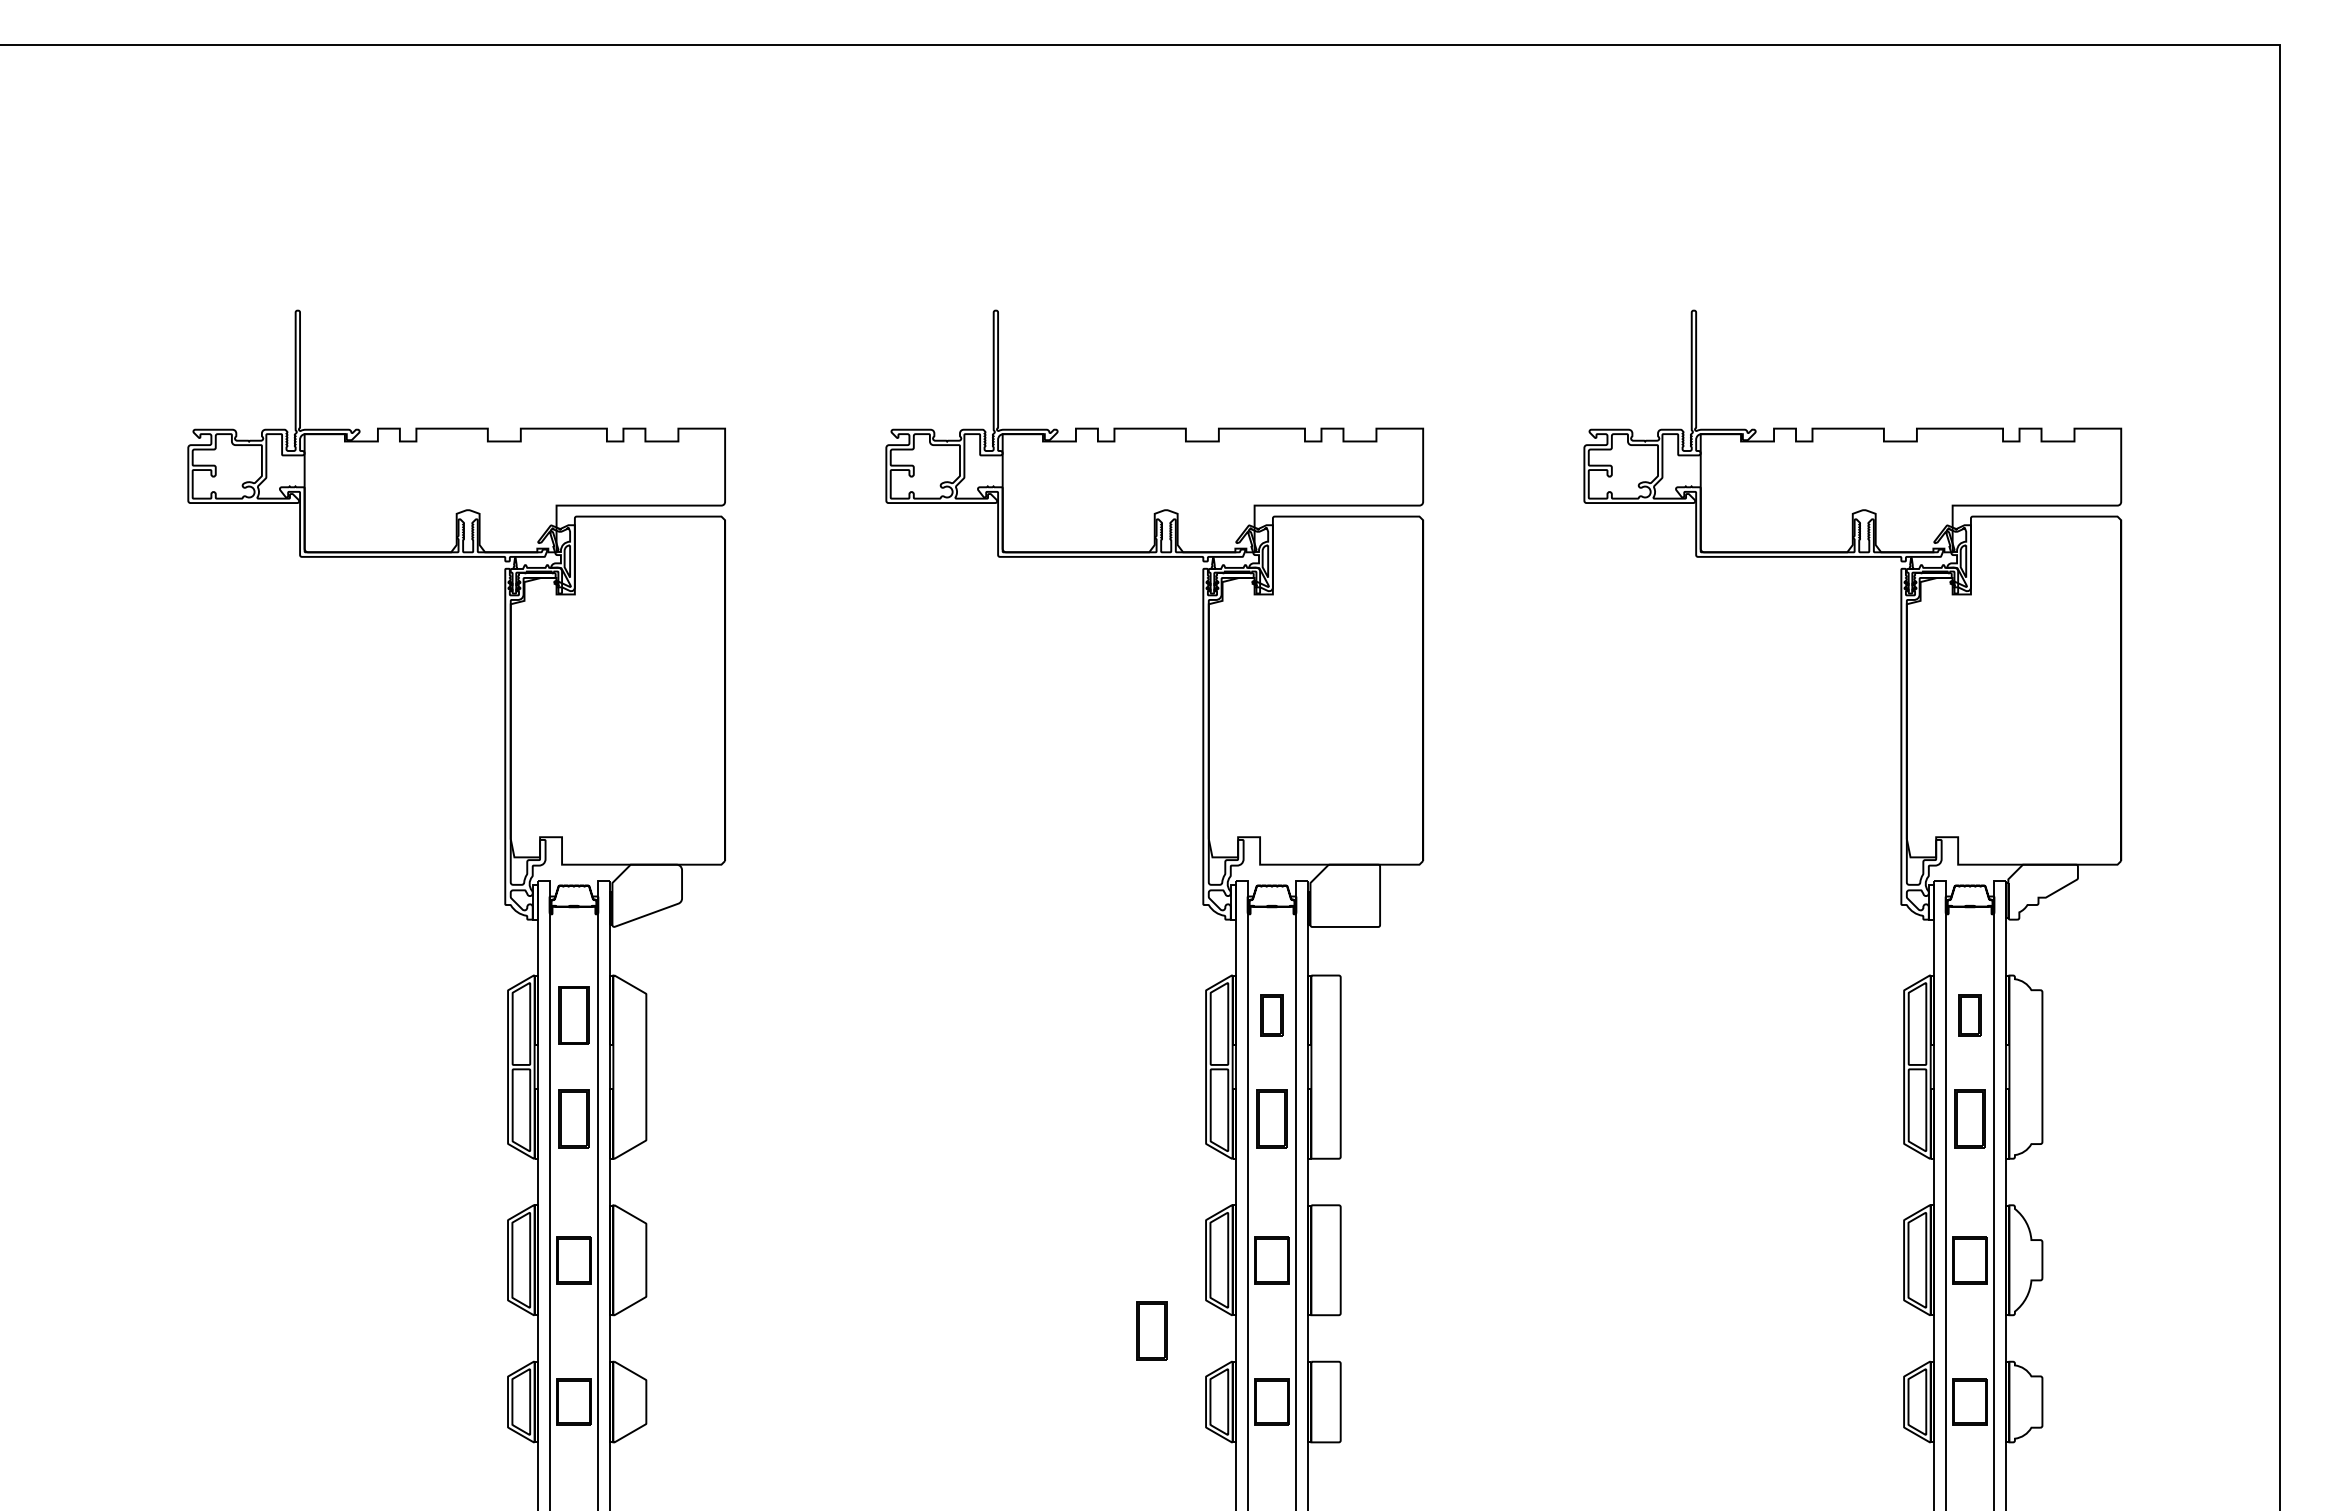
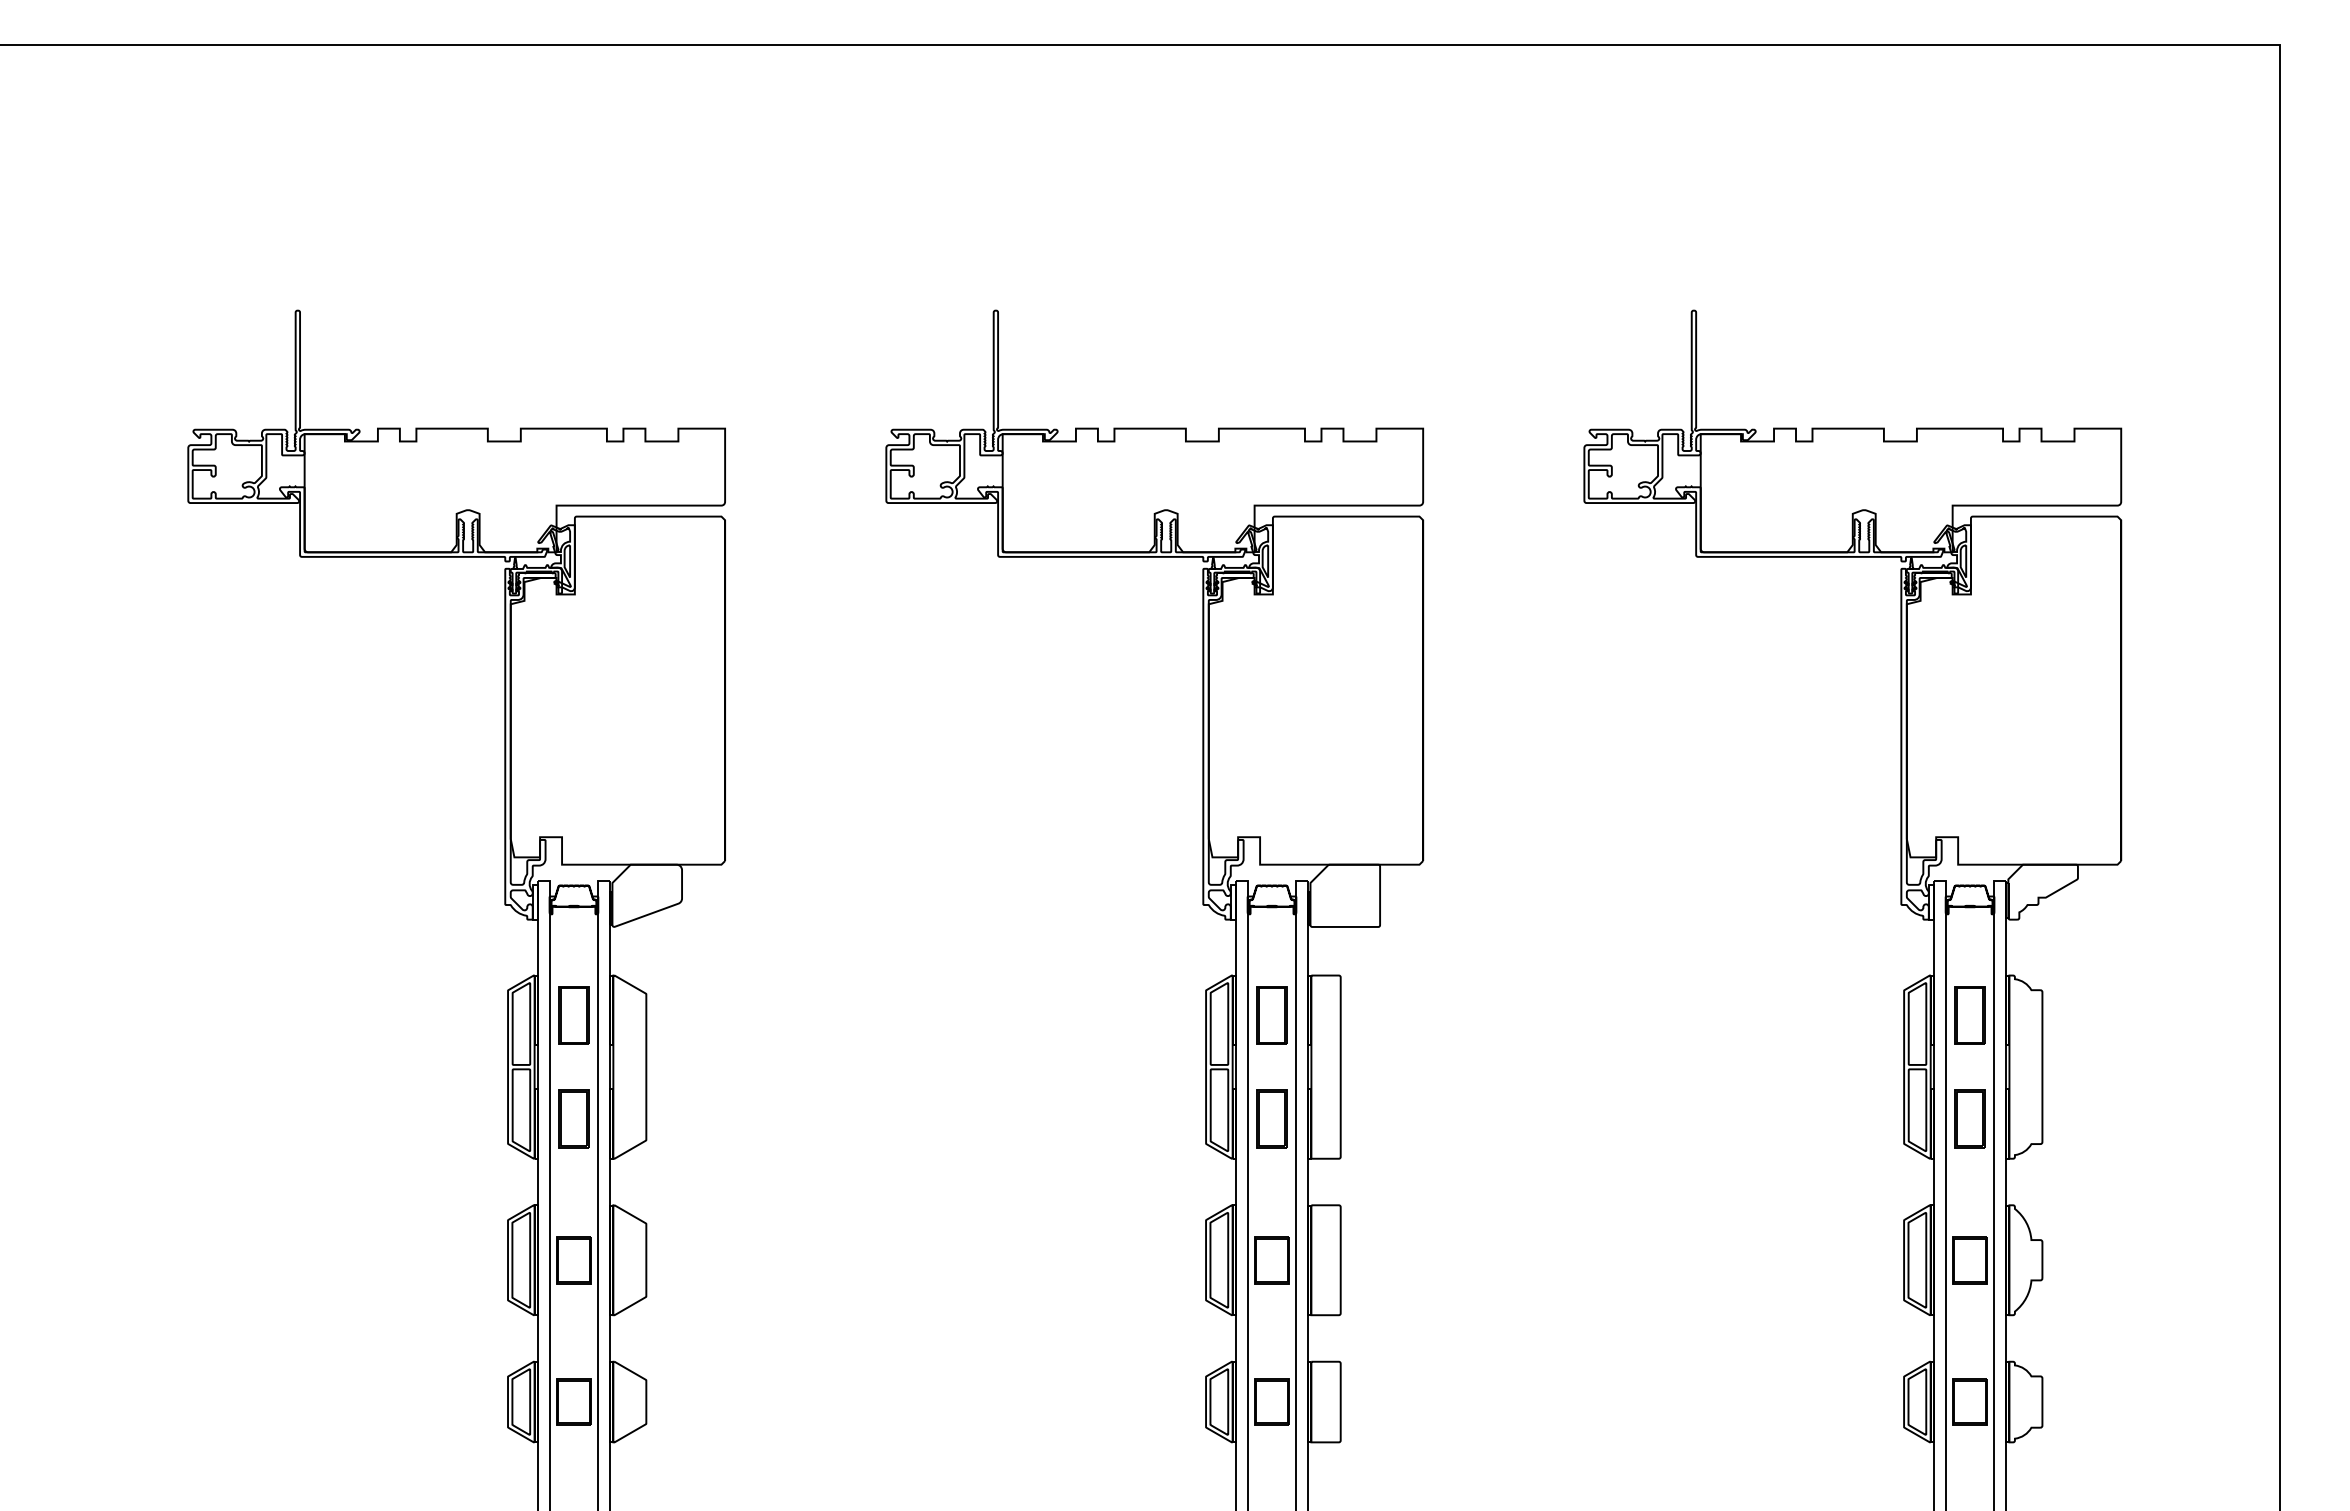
part size: 24x43 px -> 32x59 px (1271, 1015)
part size: 24x43 px -> 32x59 px (1969, 1015)
part: present -> none (1151, 1330)
